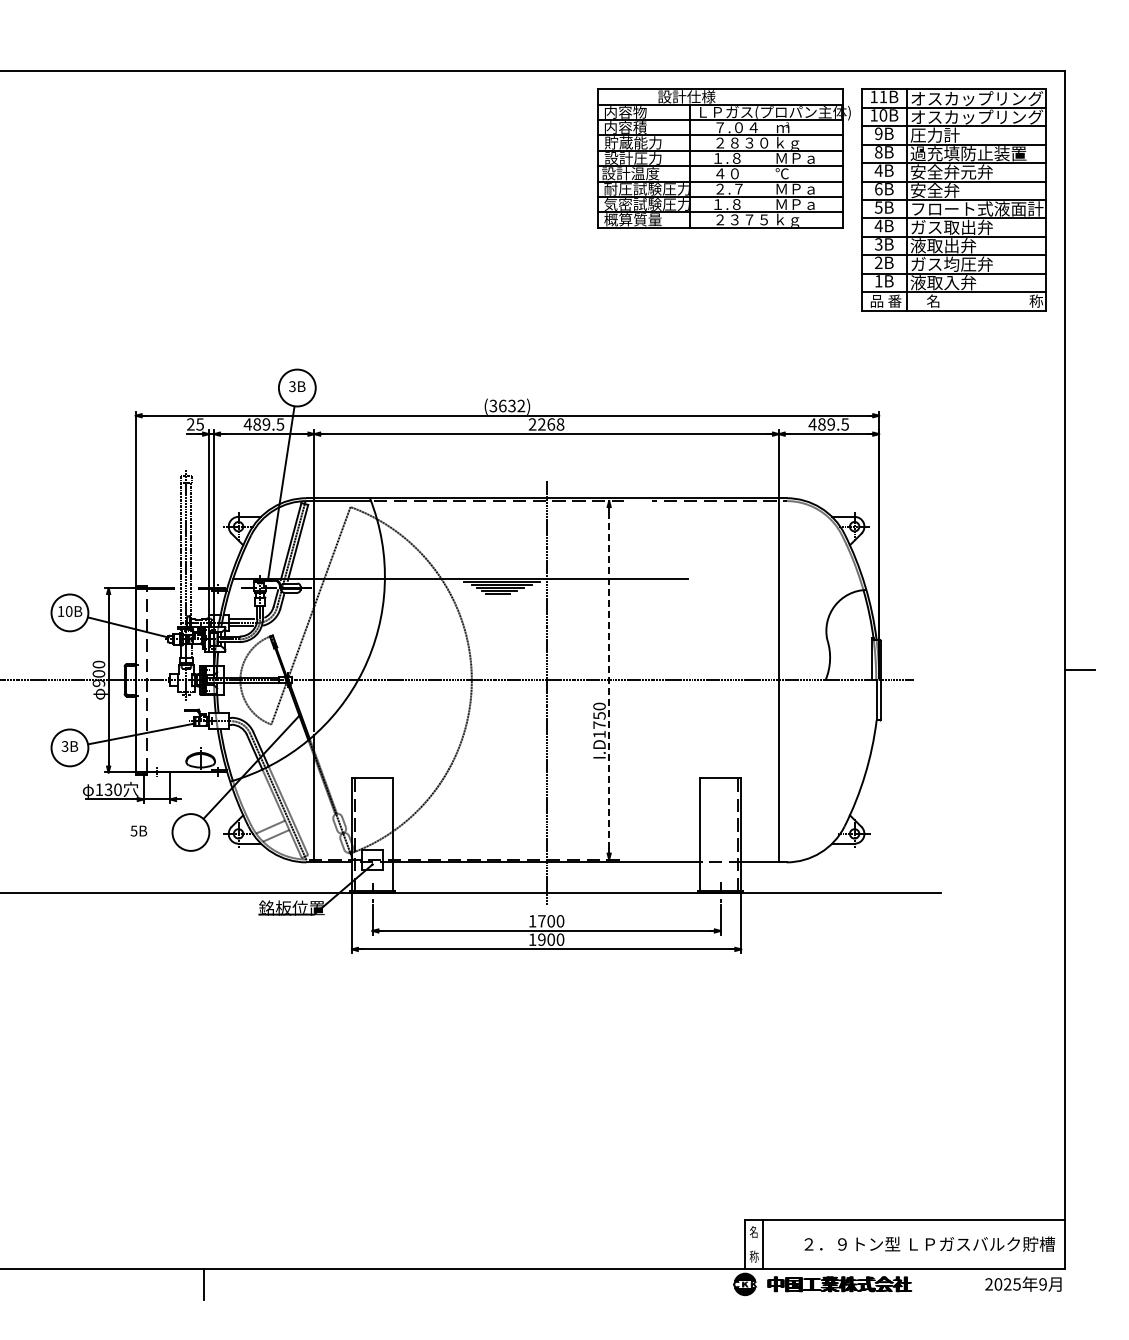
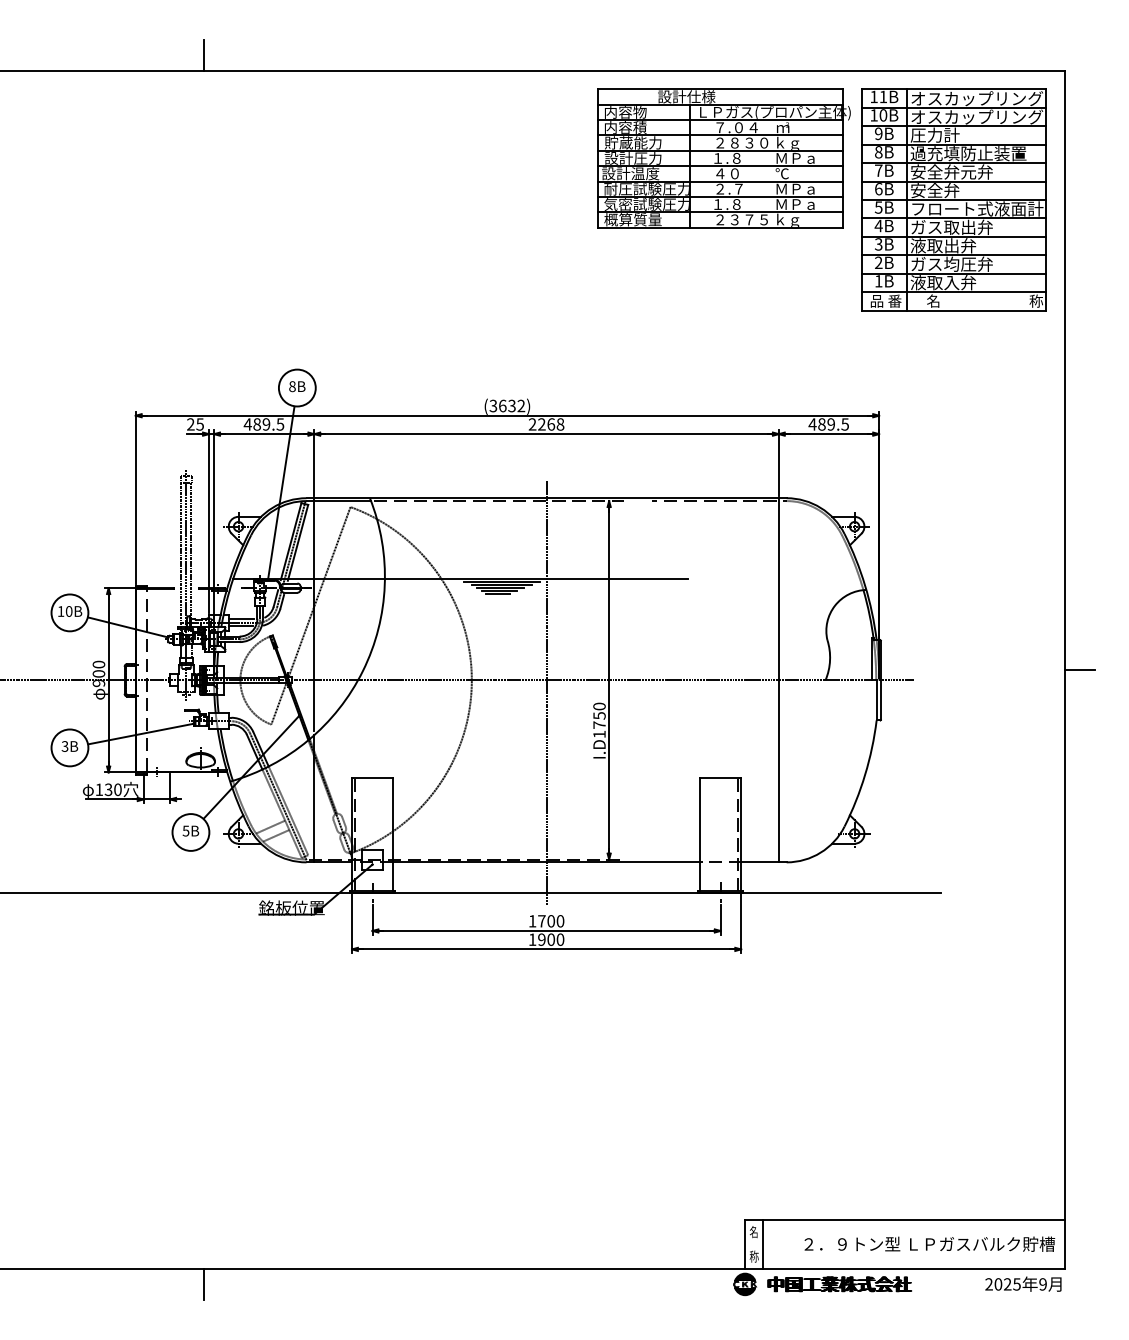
line: none -> present (204, 55)
text: 4B -> 7B (878, 170)
text: 3B -> 8B (292, 386)
line: dashed -> solid (609, 679)
text position: (138, 830) -> (190, 830) (190, 830)
